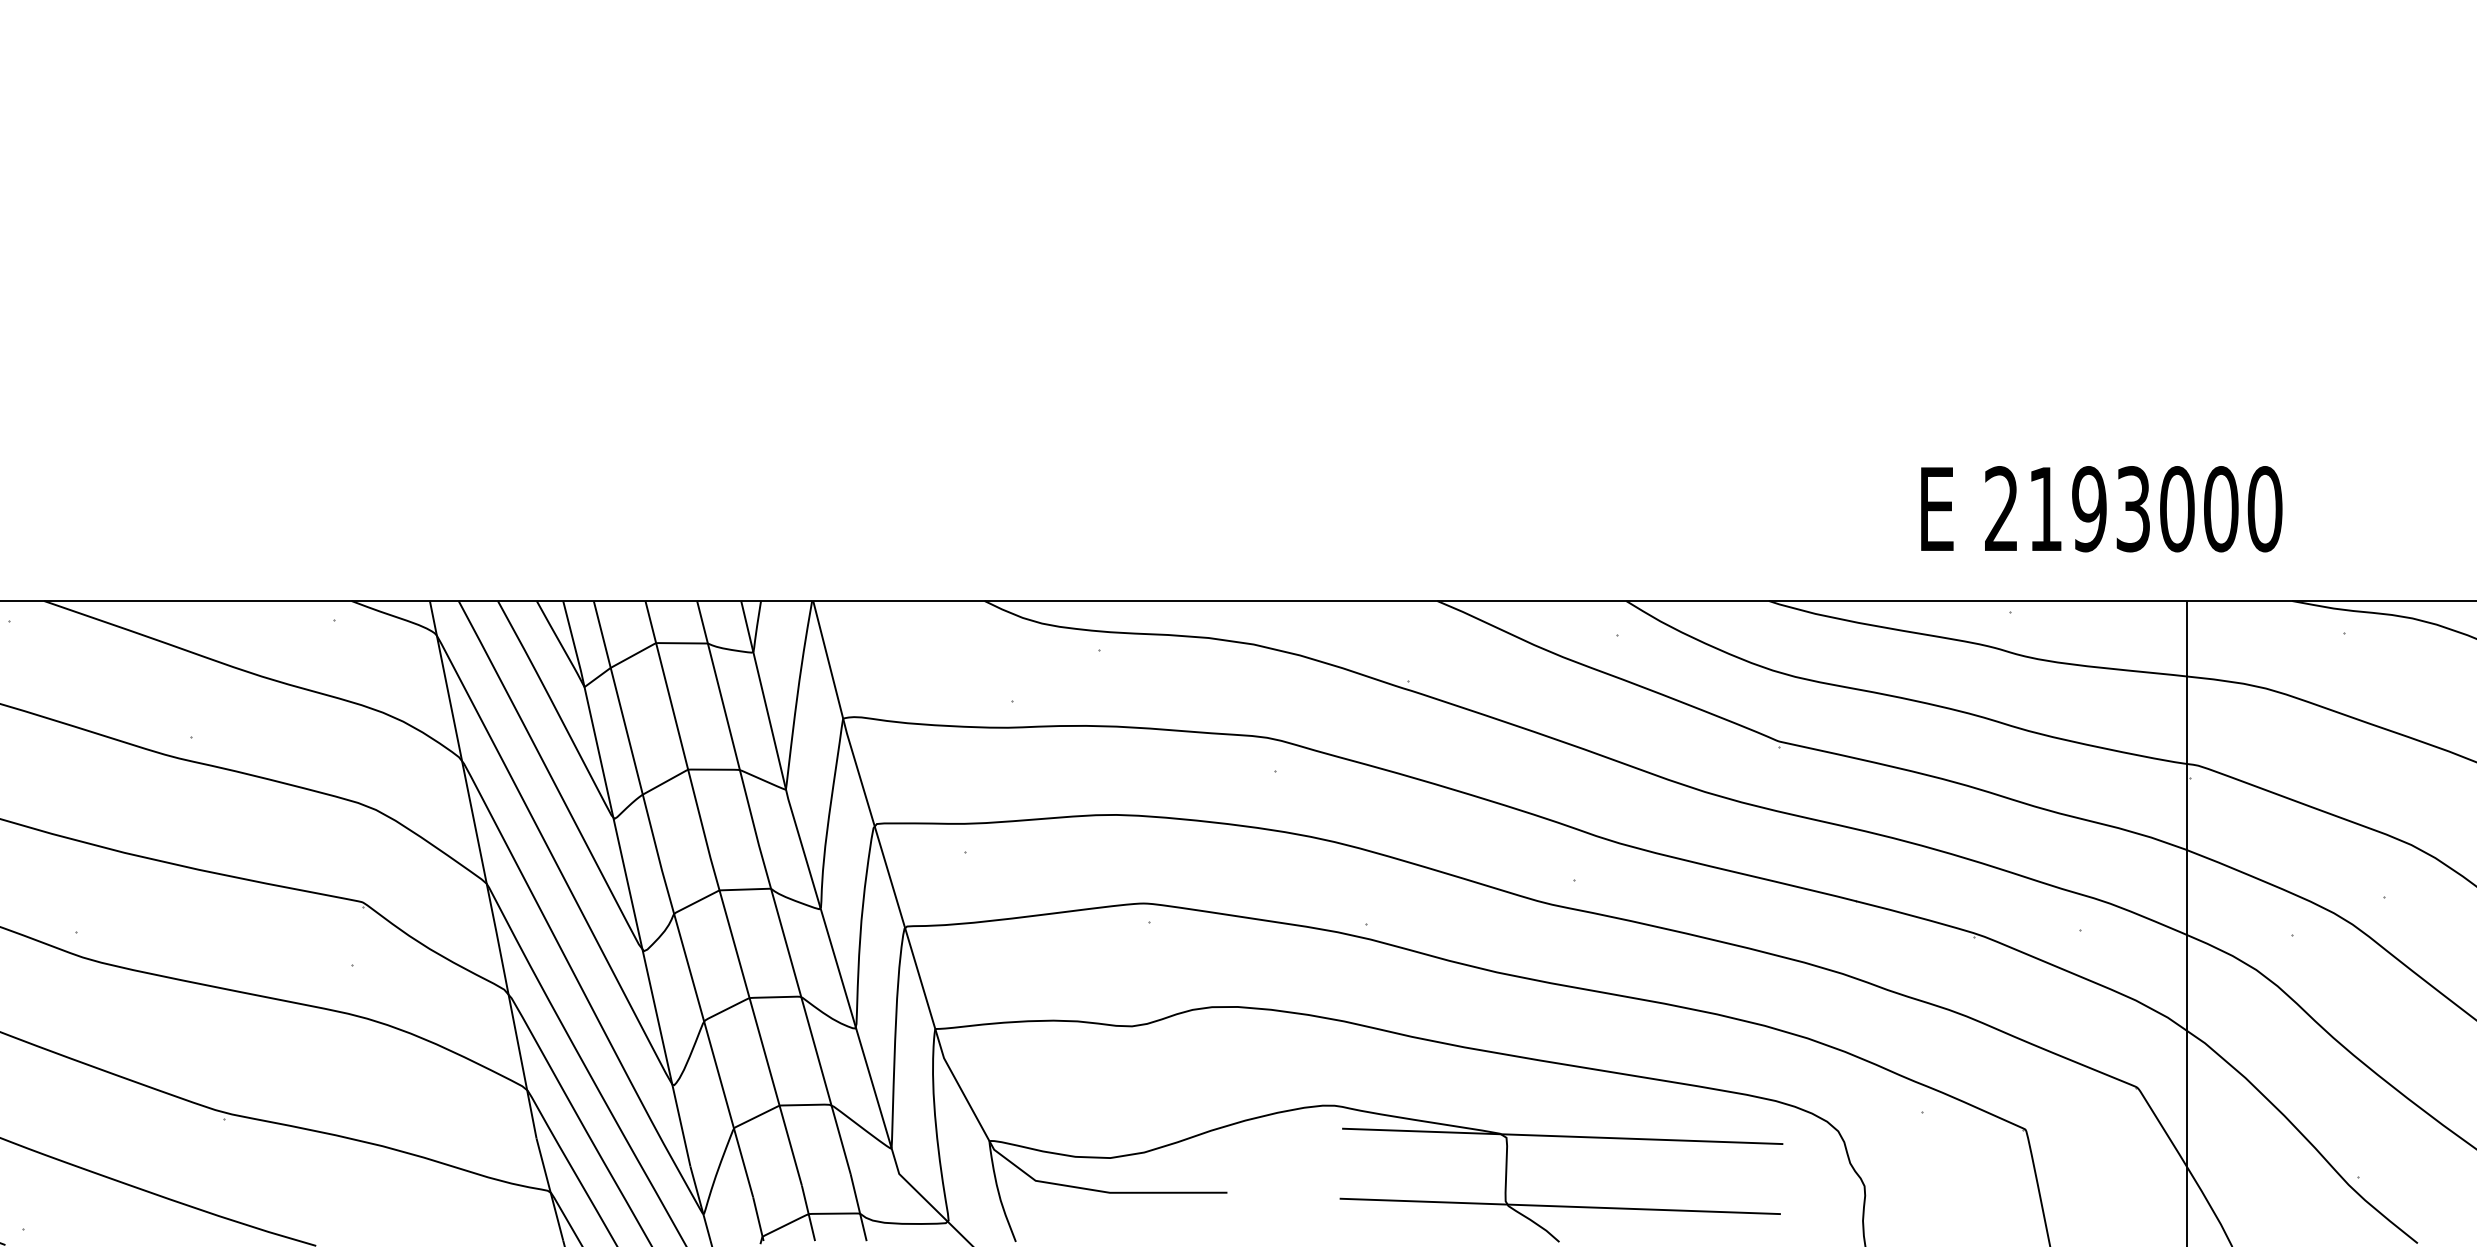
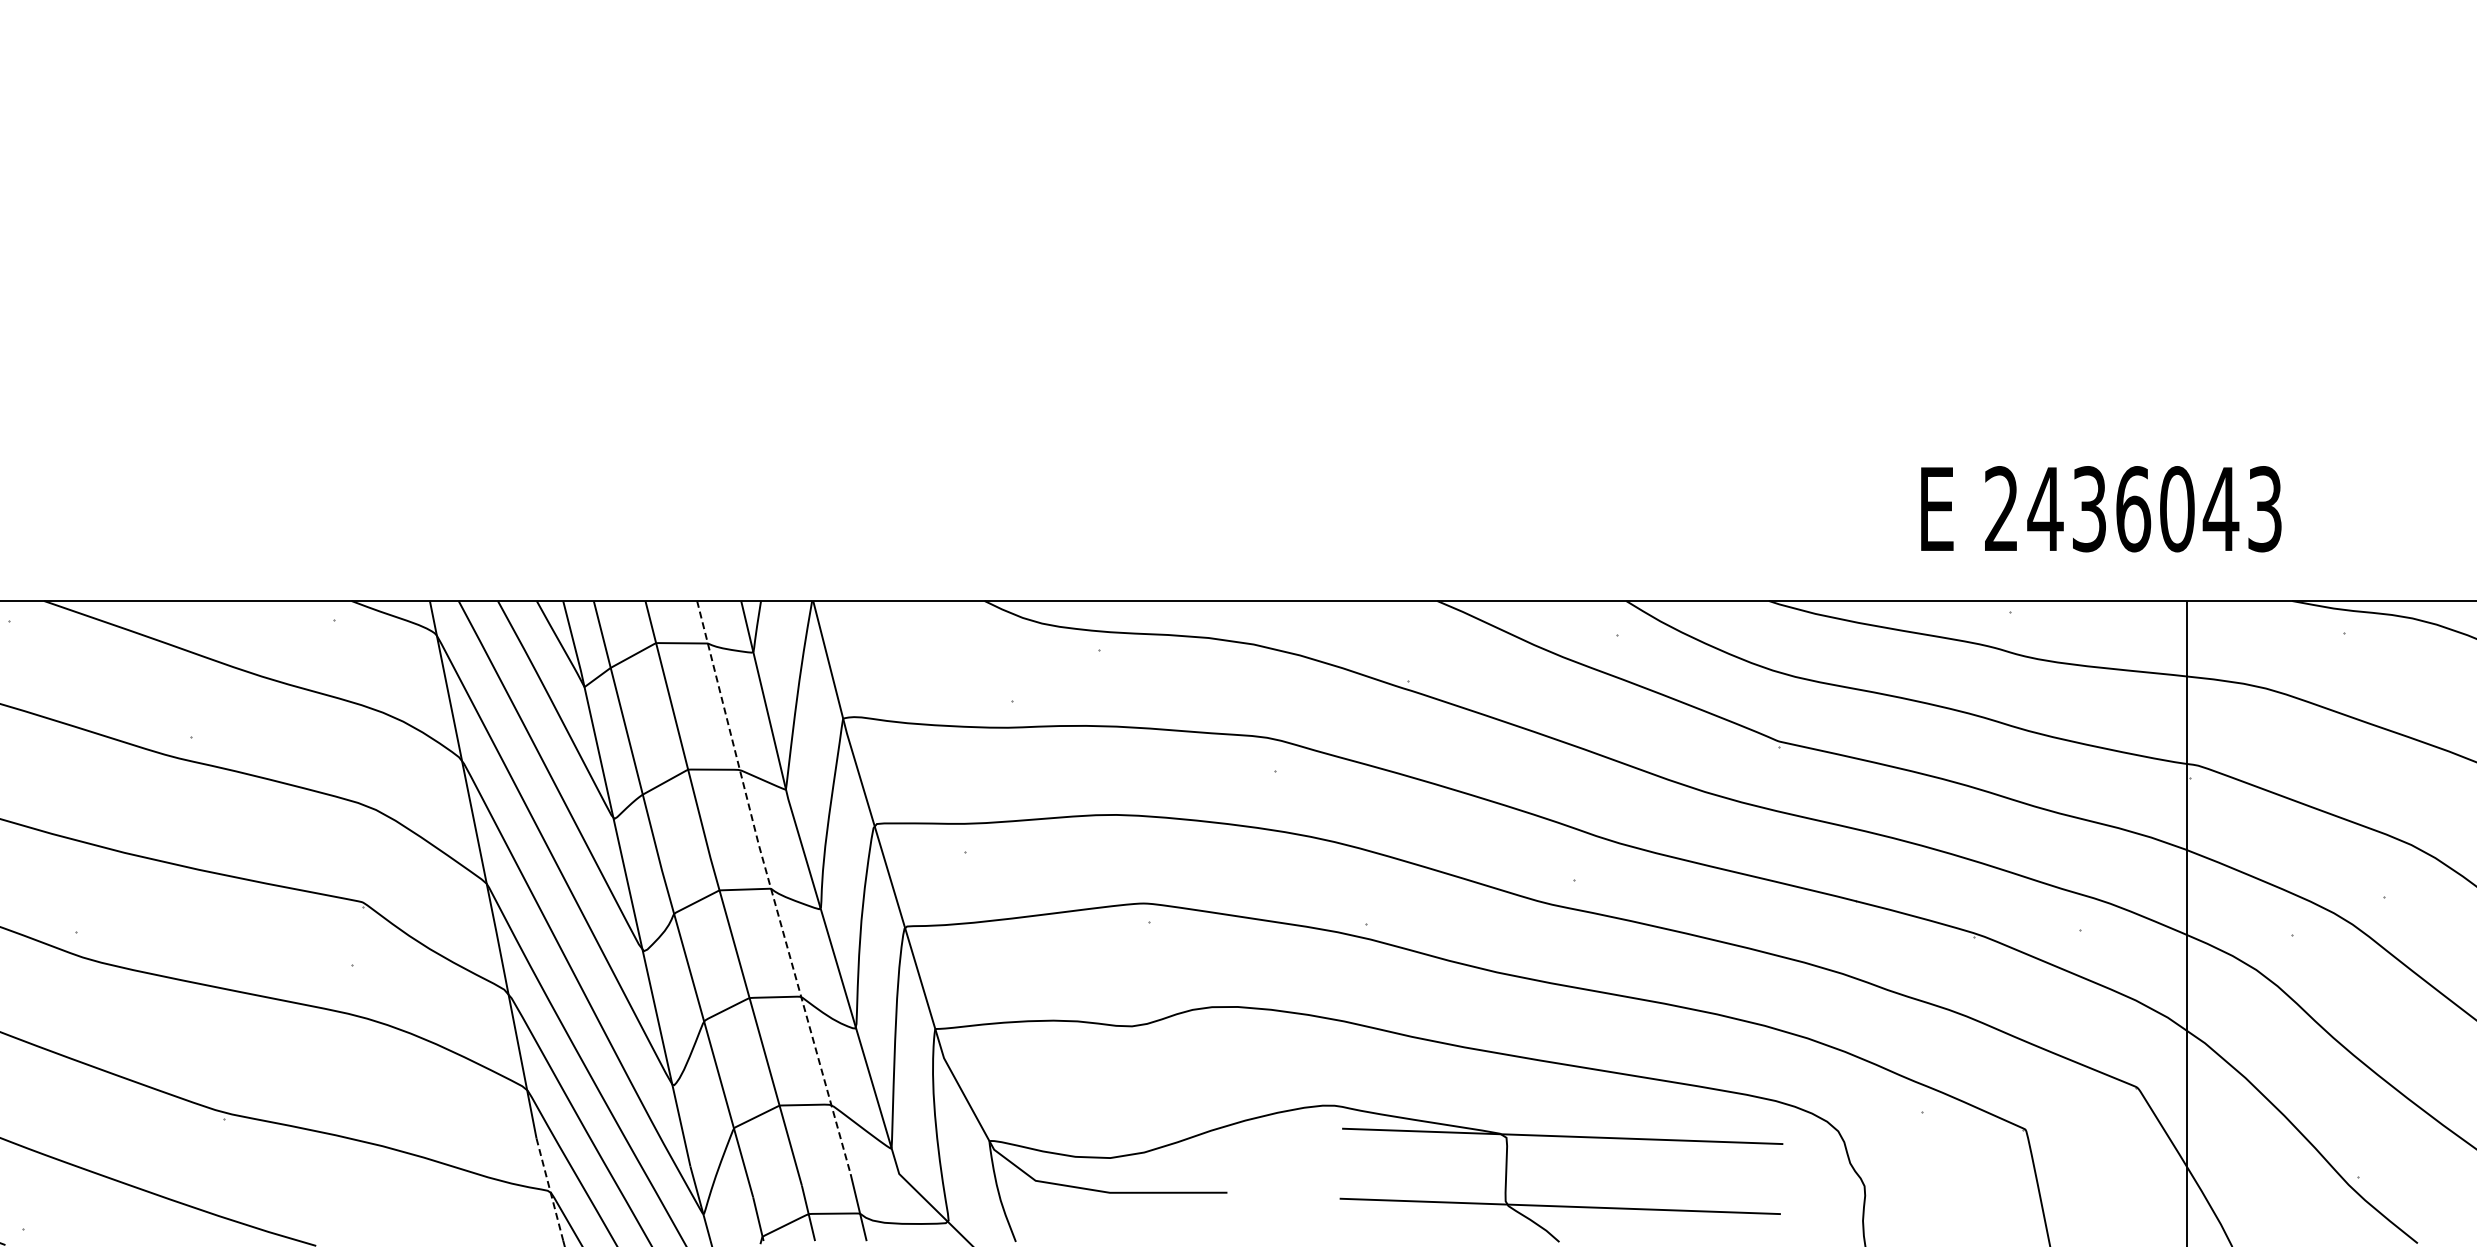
text: 2193000 -> 2436043 (2154, 509)
line: solid -> dashed (770, 887)
line: solid -> dashed (549, 1189)
